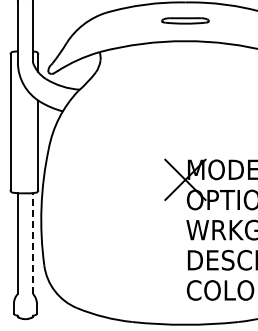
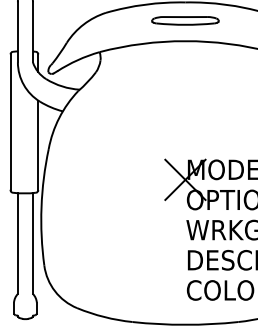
part size: 49x8 px -> 69x10 px (185, 20)
line: dashed -> solid (32, 243)
